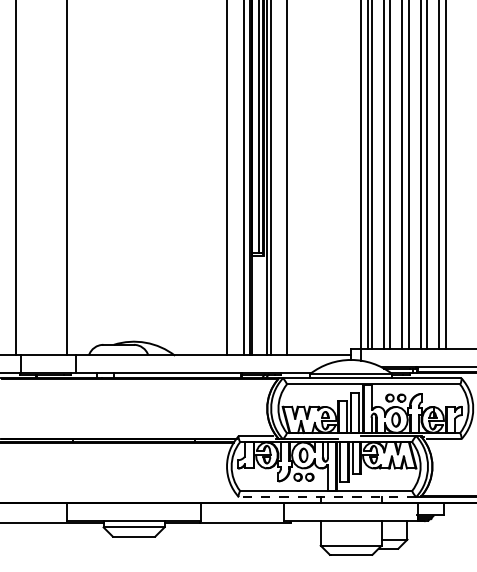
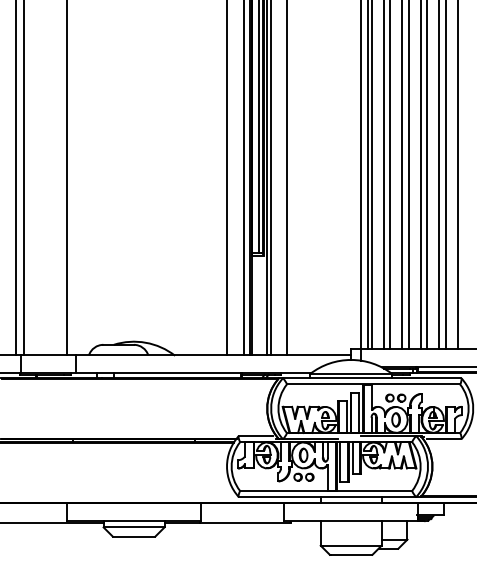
line: none -> present (457, 175)
line: none -> present (23, 178)
line: dashed -> solid (327, 497)
